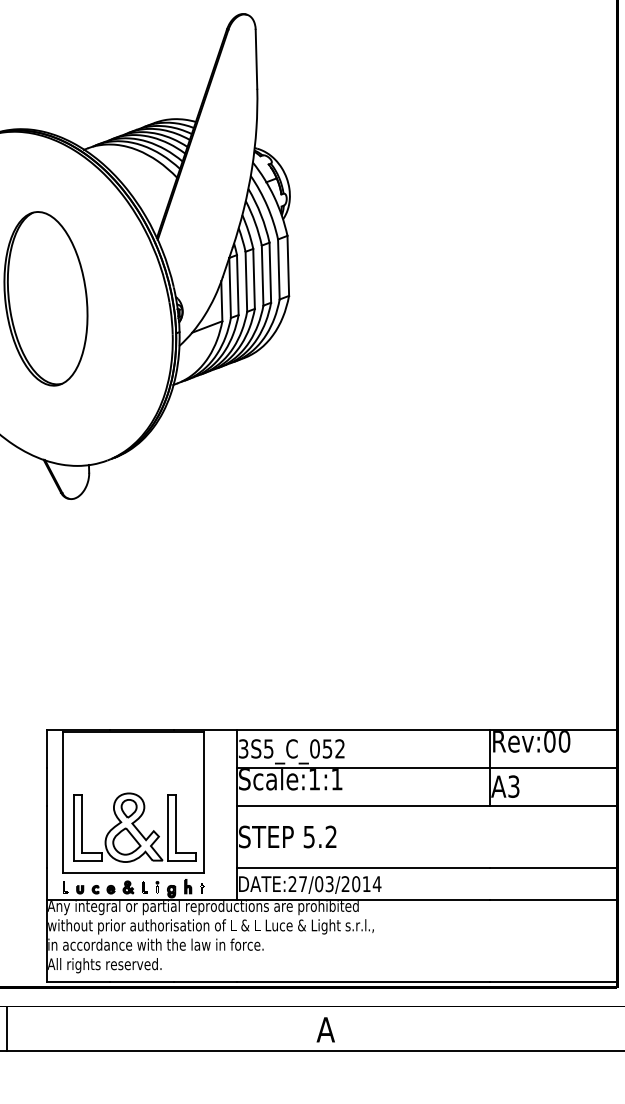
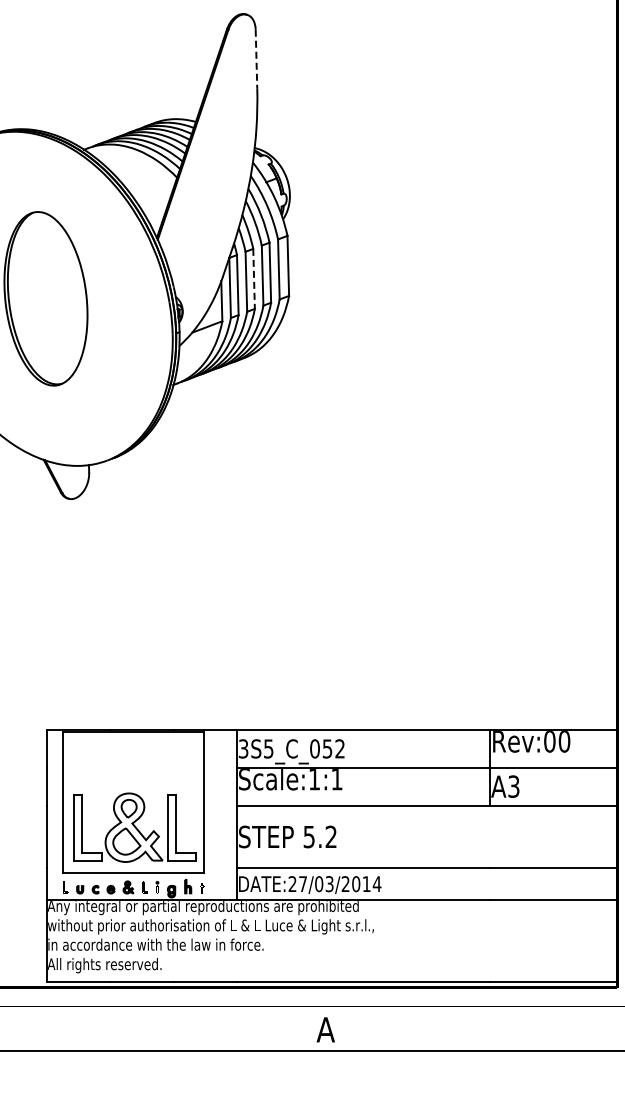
line: solid -> dashed (256, 59)
line: solid -> dashed (254, 279)
line: present -> none (7, 1028)
